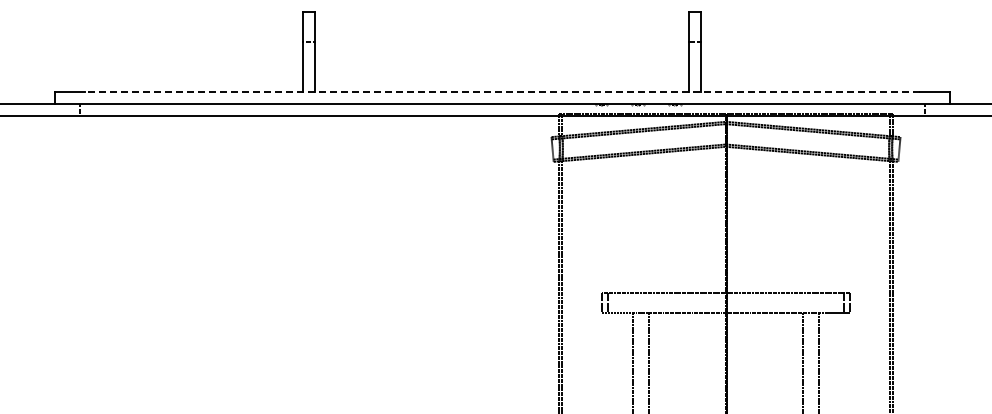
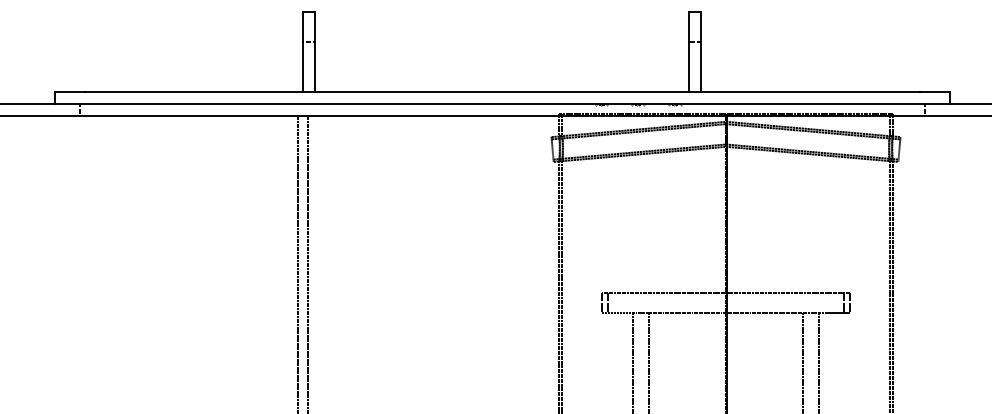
line: dashed -> solid (502, 91)
line: none -> present (298, 262)
line: none -> present (308, 262)
